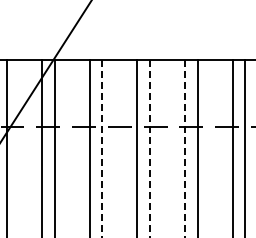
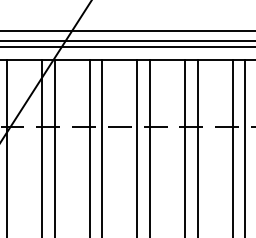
line: none -> present (127, 31)
line: none -> present (127, 40)
line: none -> present (127, 47)
line: dashed -> solid (102, 148)
line: dashed -> solid (150, 148)
line: dashed -> solid (185, 148)
